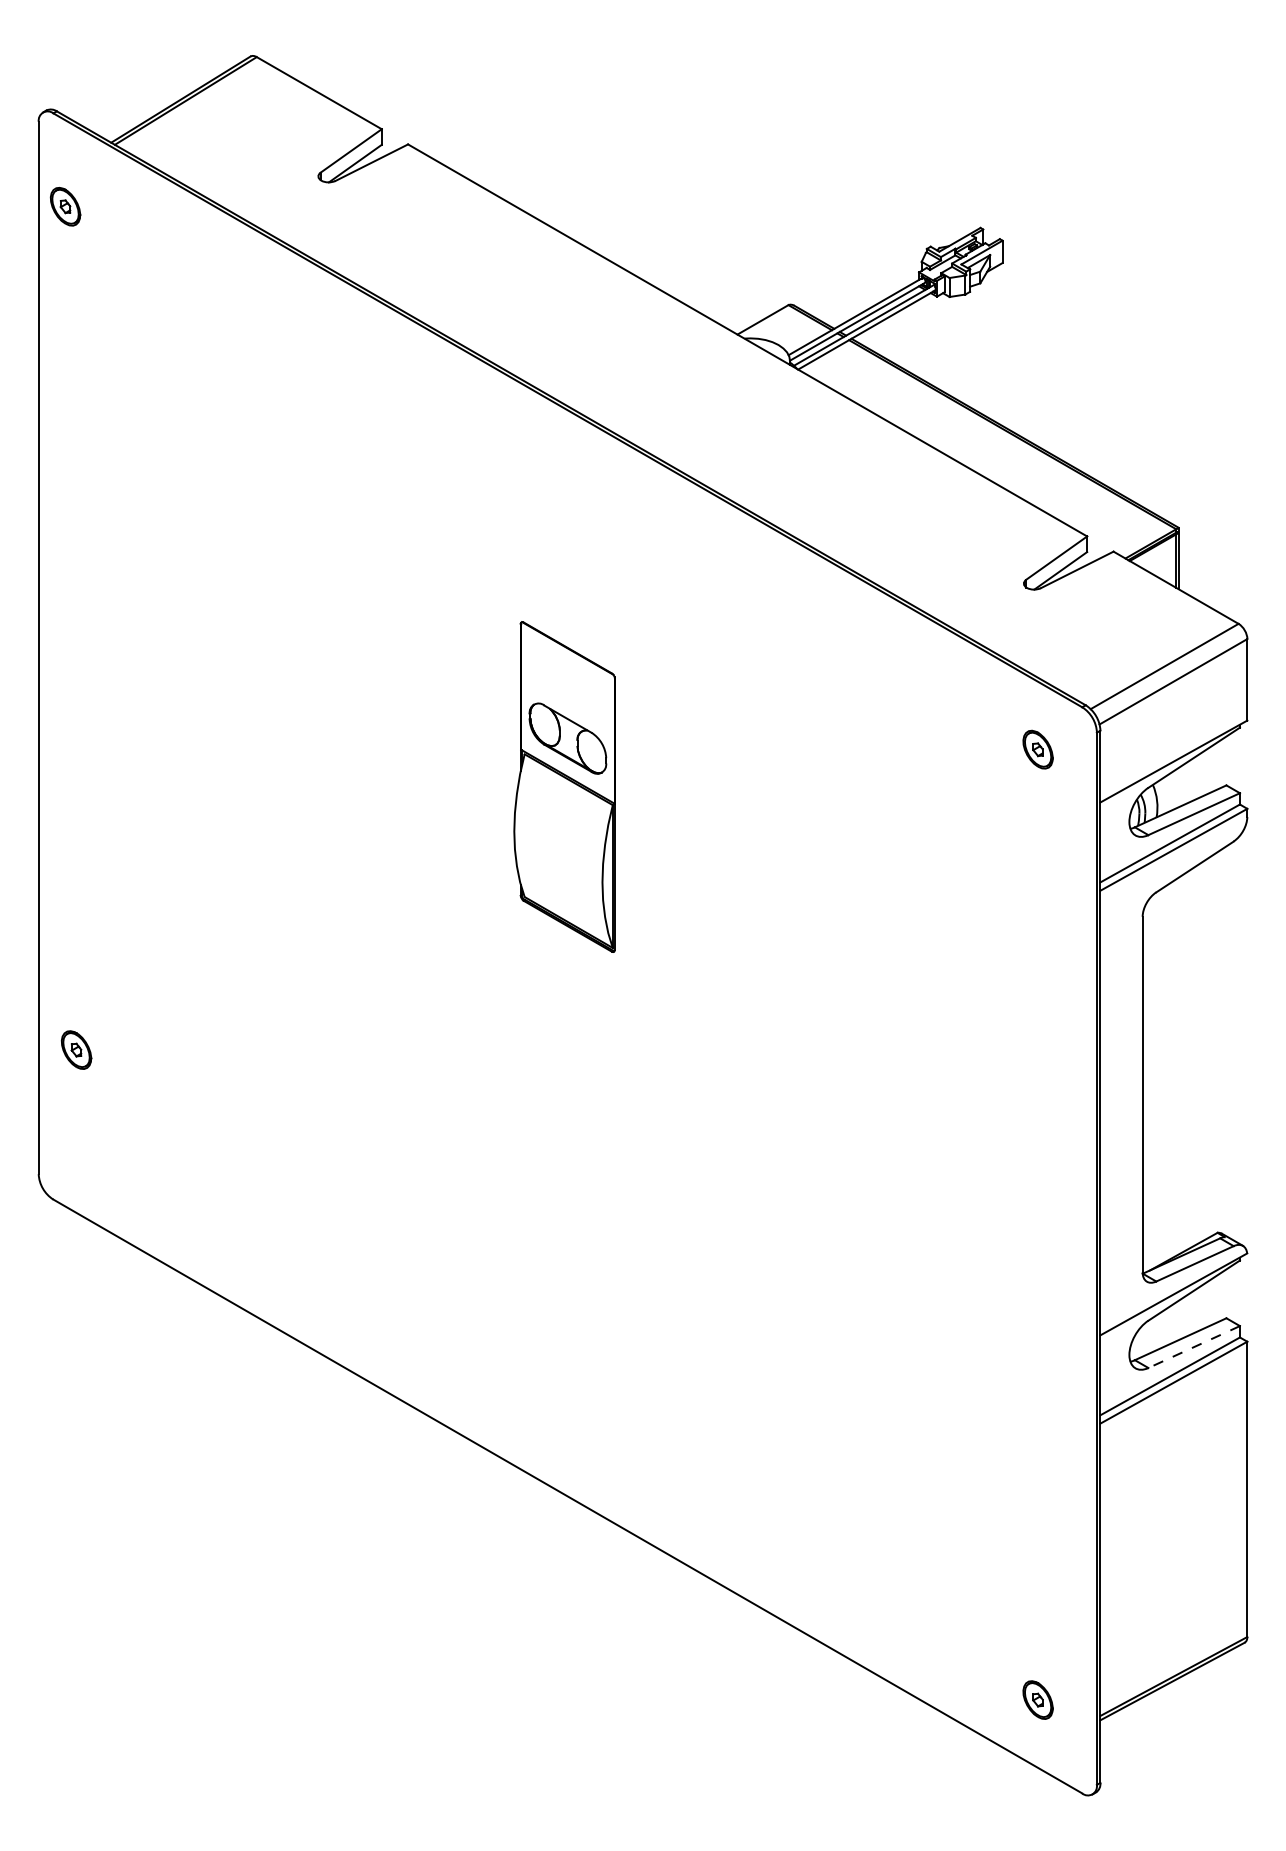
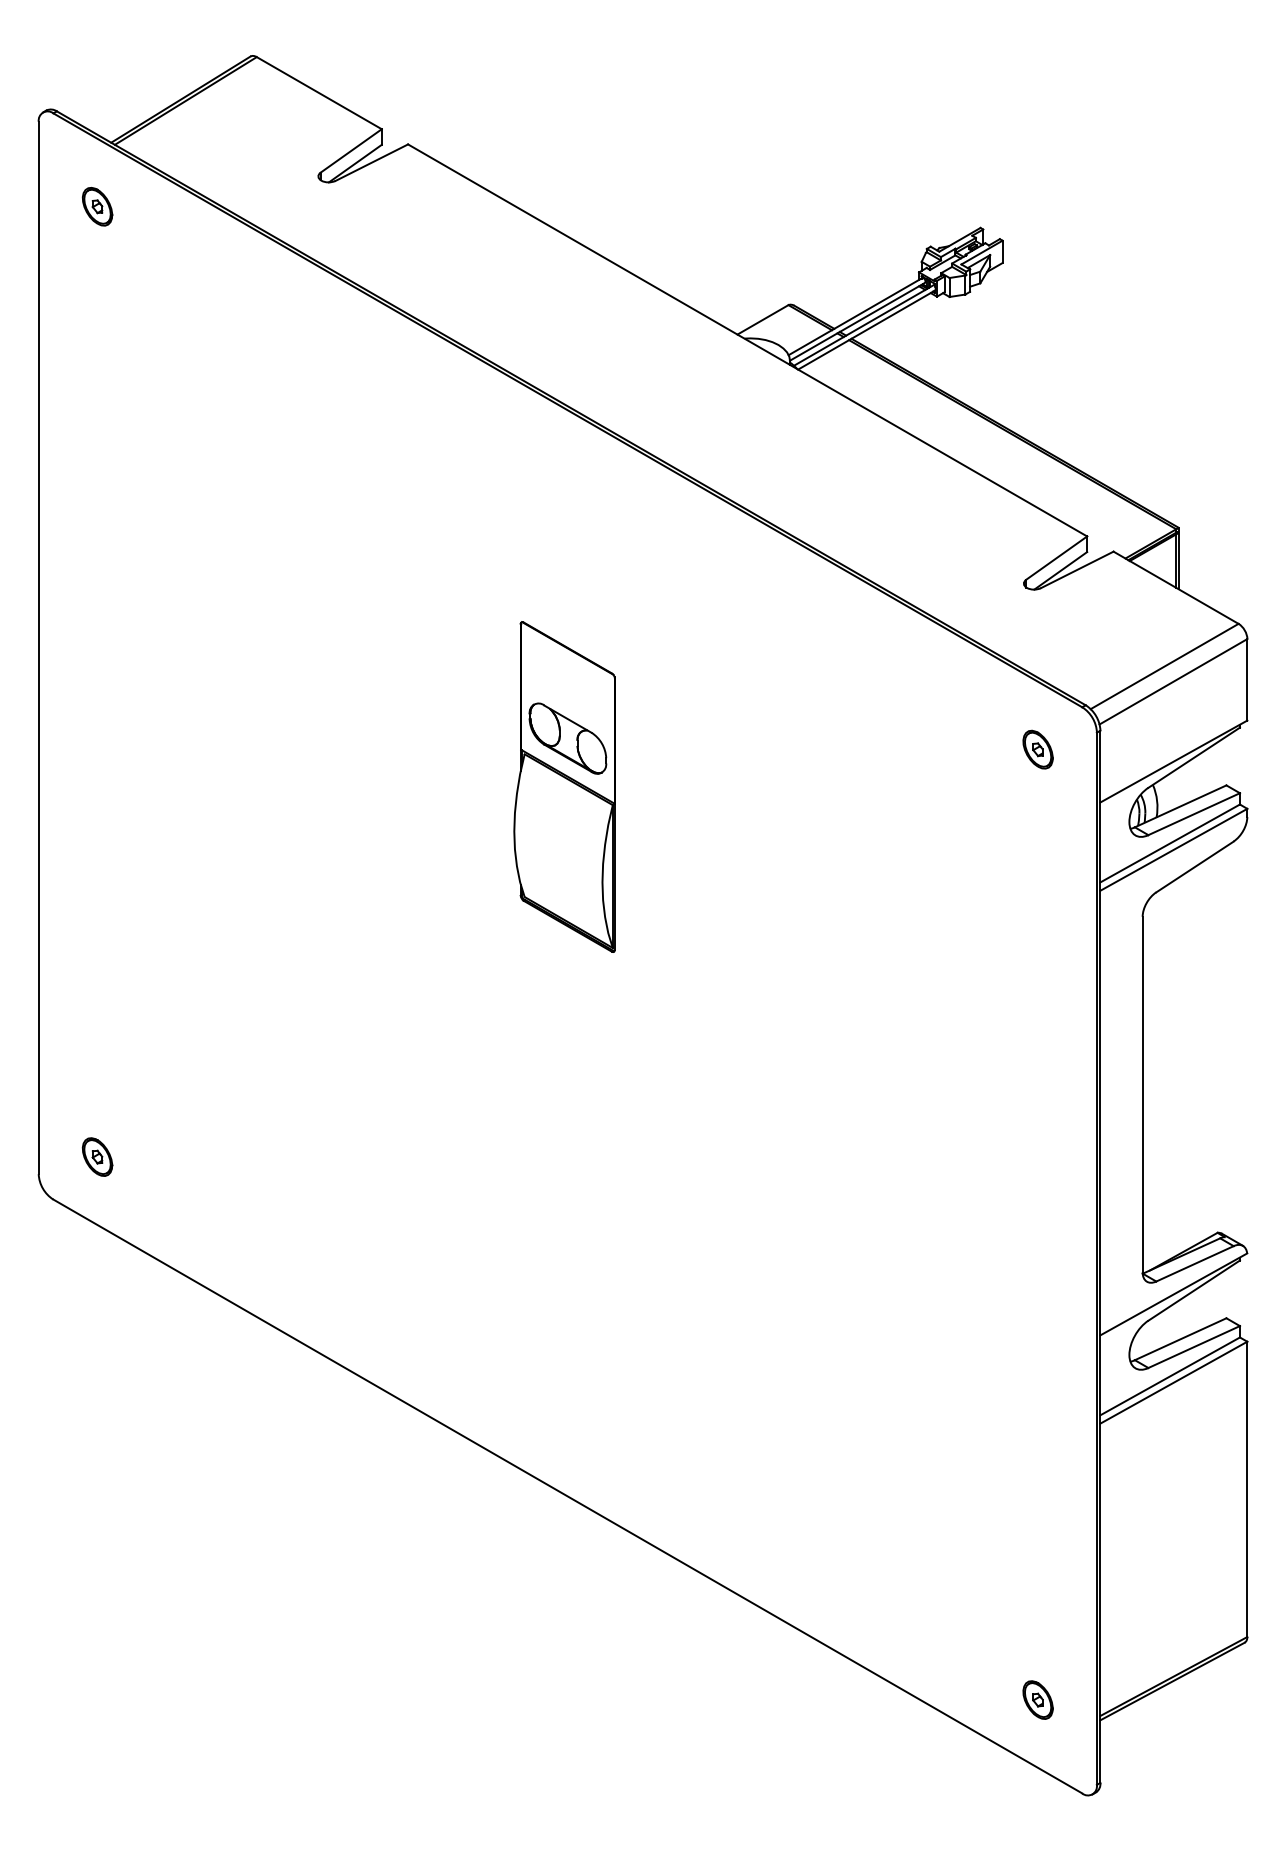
part position: (65, 206) -> (97, 206) (97, 206)
part position: (76, 1049) -> (97, 1156) (97, 1156)
line: dashed -> solid (1193, 1347)
